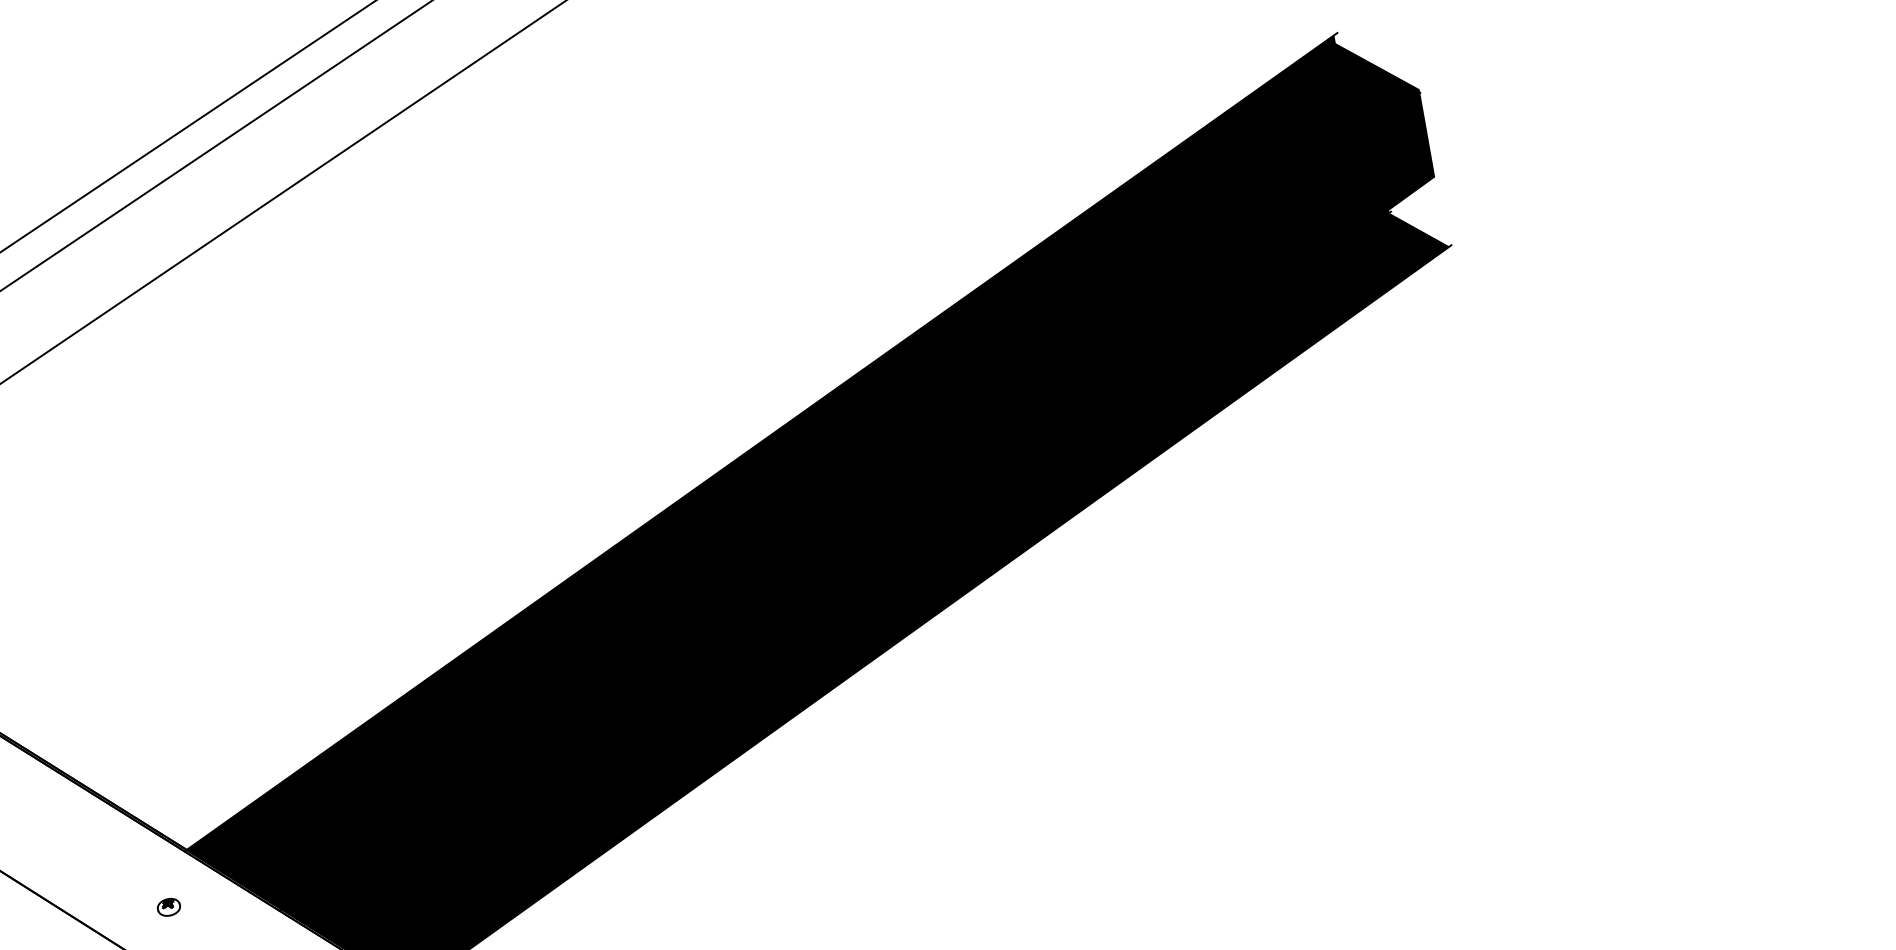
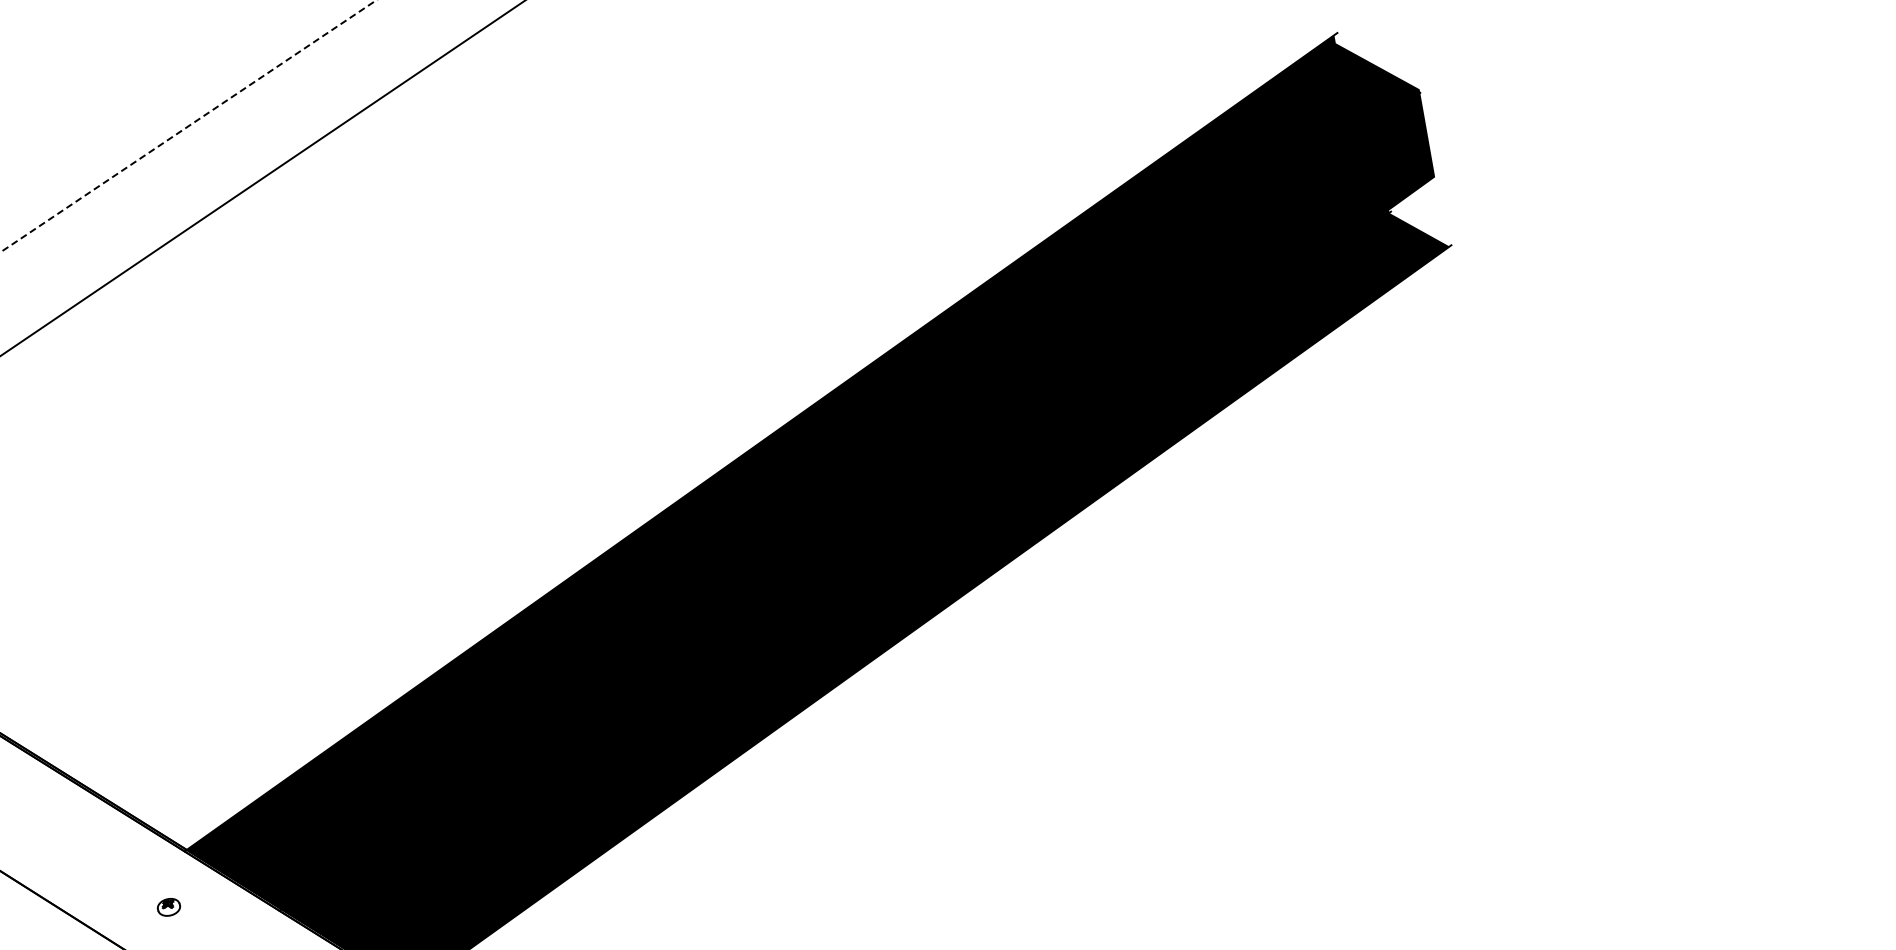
line: solid -> dashed (188, 126)
line: present -> none (216, 145)
line position: (282, 192) -> (262, 178) (262, 178)
